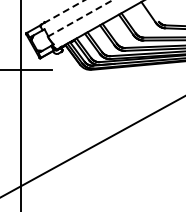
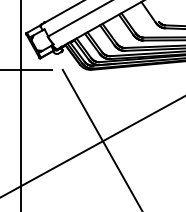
line: dashed -> solid (62, 12)
line: dashed -> solid (80, 18)
line: none -> present (101, 138)
